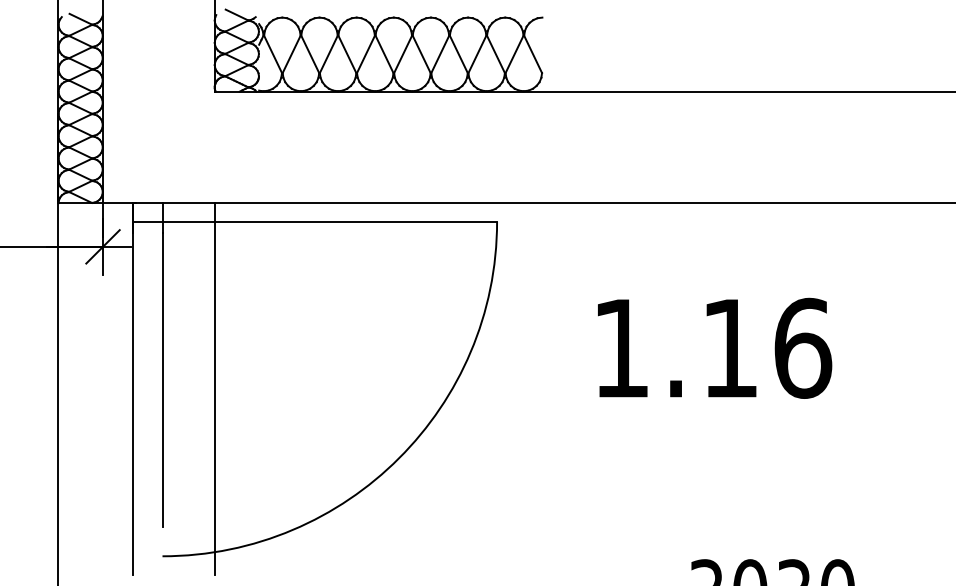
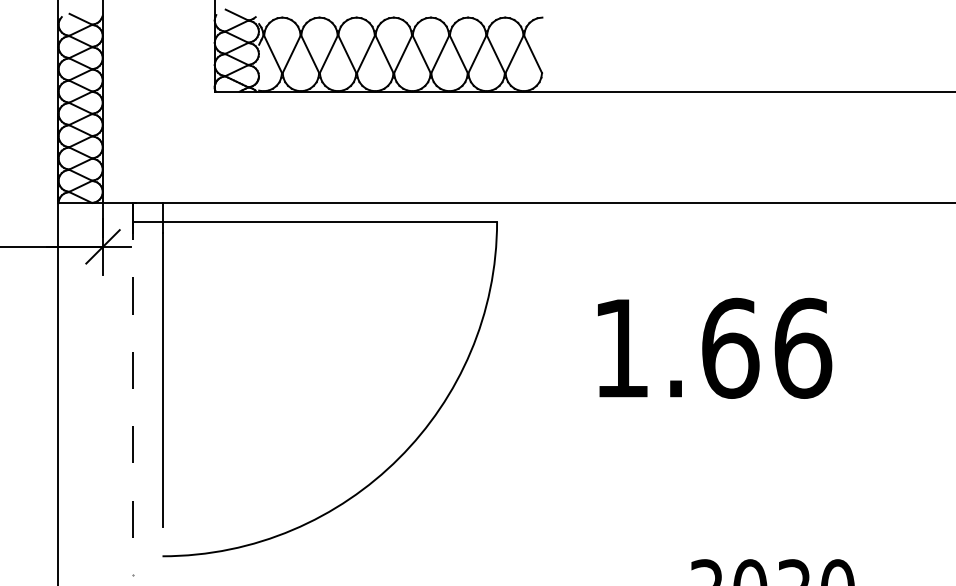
text: 1.16 -> 1.66 (730, 347)
line: solid -> dashed (132, 388)
line: present -> none (214, 388)
